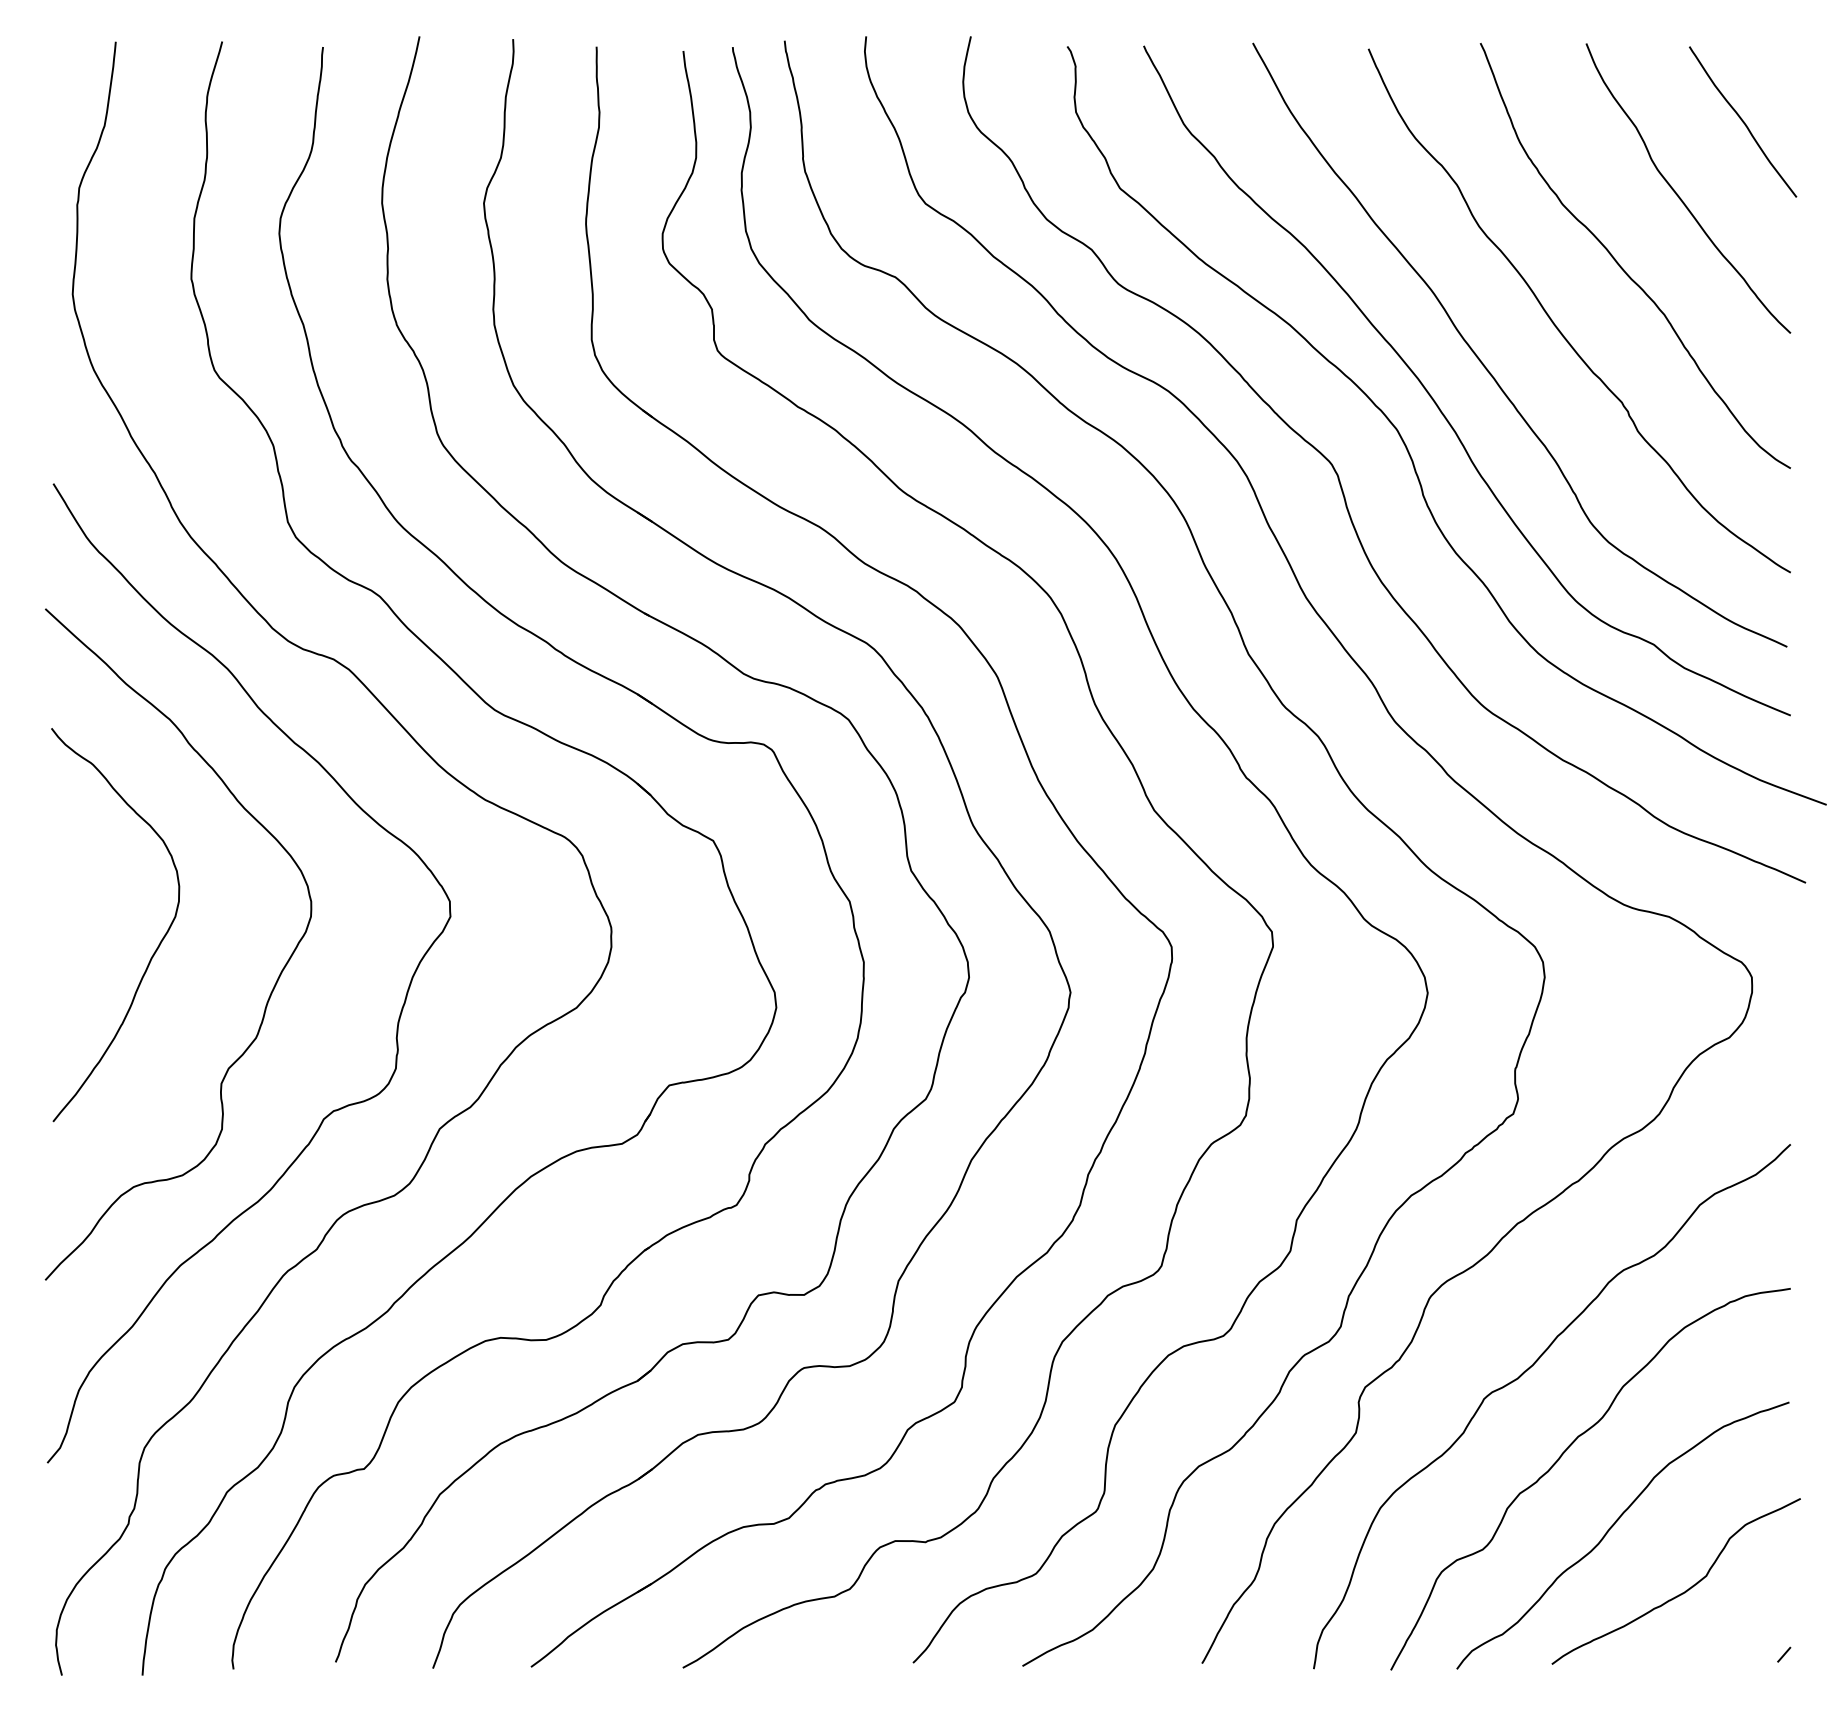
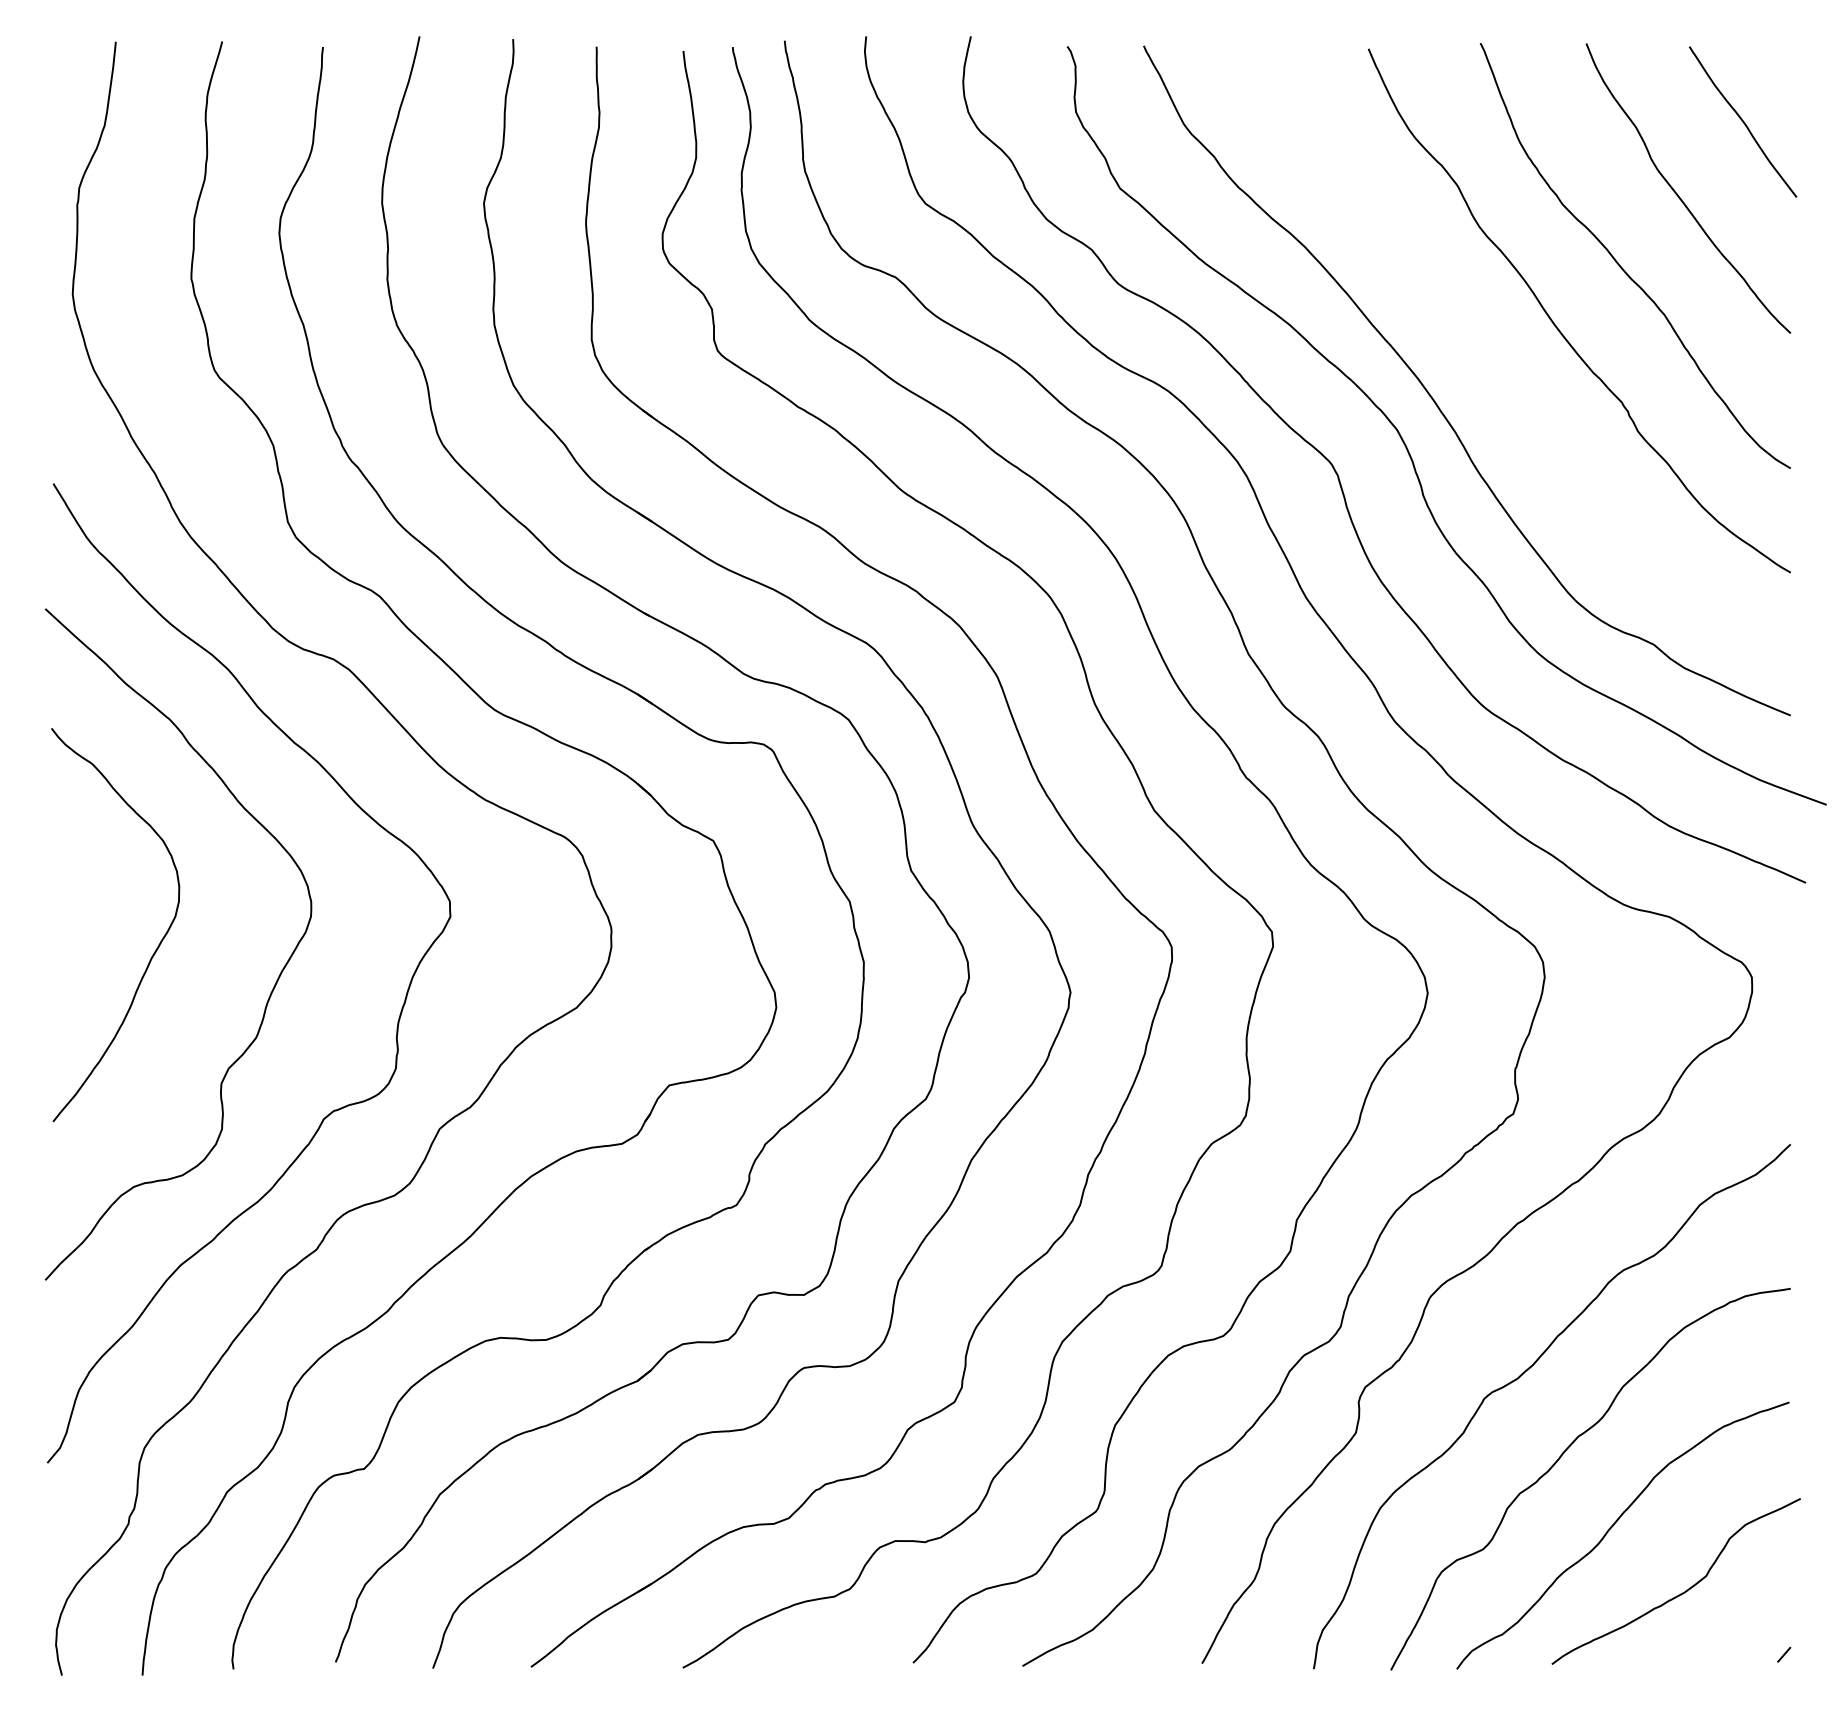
curve: present -> none (1488, 369)
